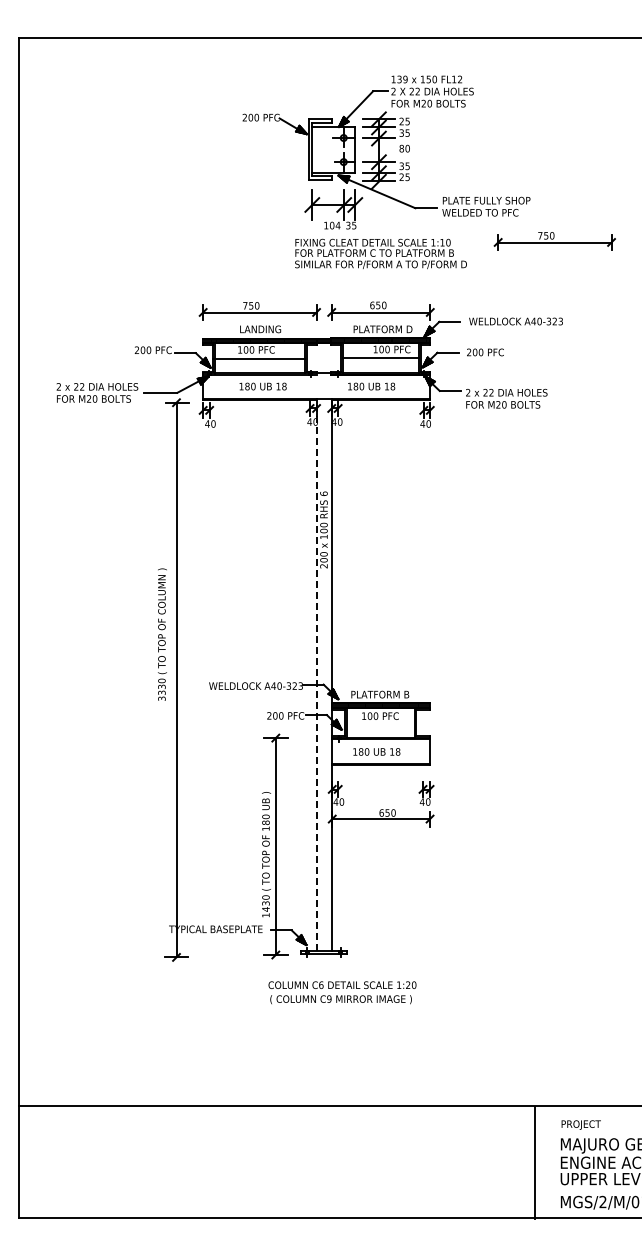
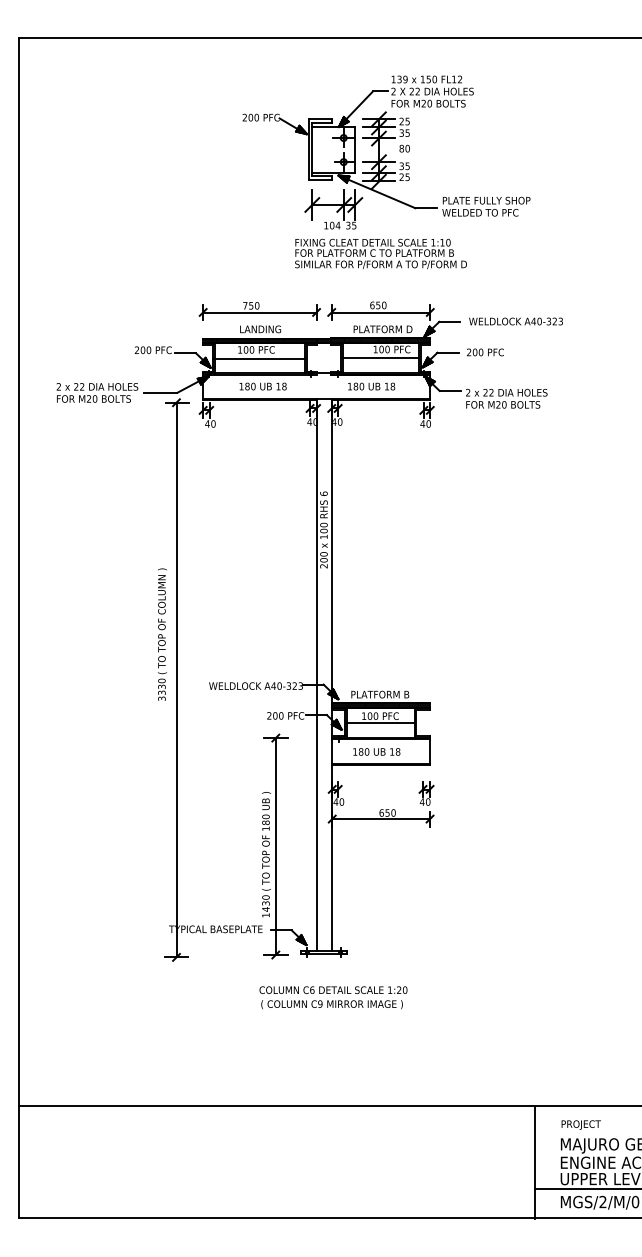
part: present -> none (554, 241)
line: dashed -> solid (316, 675)
line: none -> present (380, 722)
text position: (342, 992) -> (333, 997) (333, 997)
line: none -> present (586, 1189)
